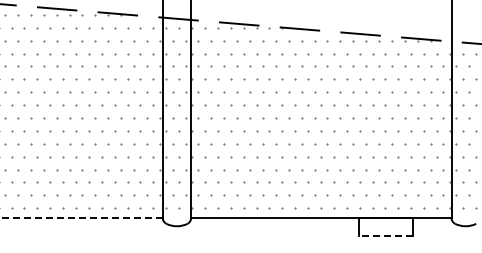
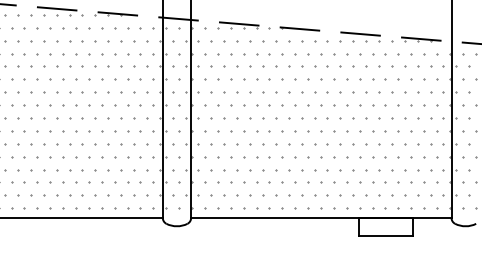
line: dashed -> solid (81, 217)
line: dashed -> solid (385, 235)
